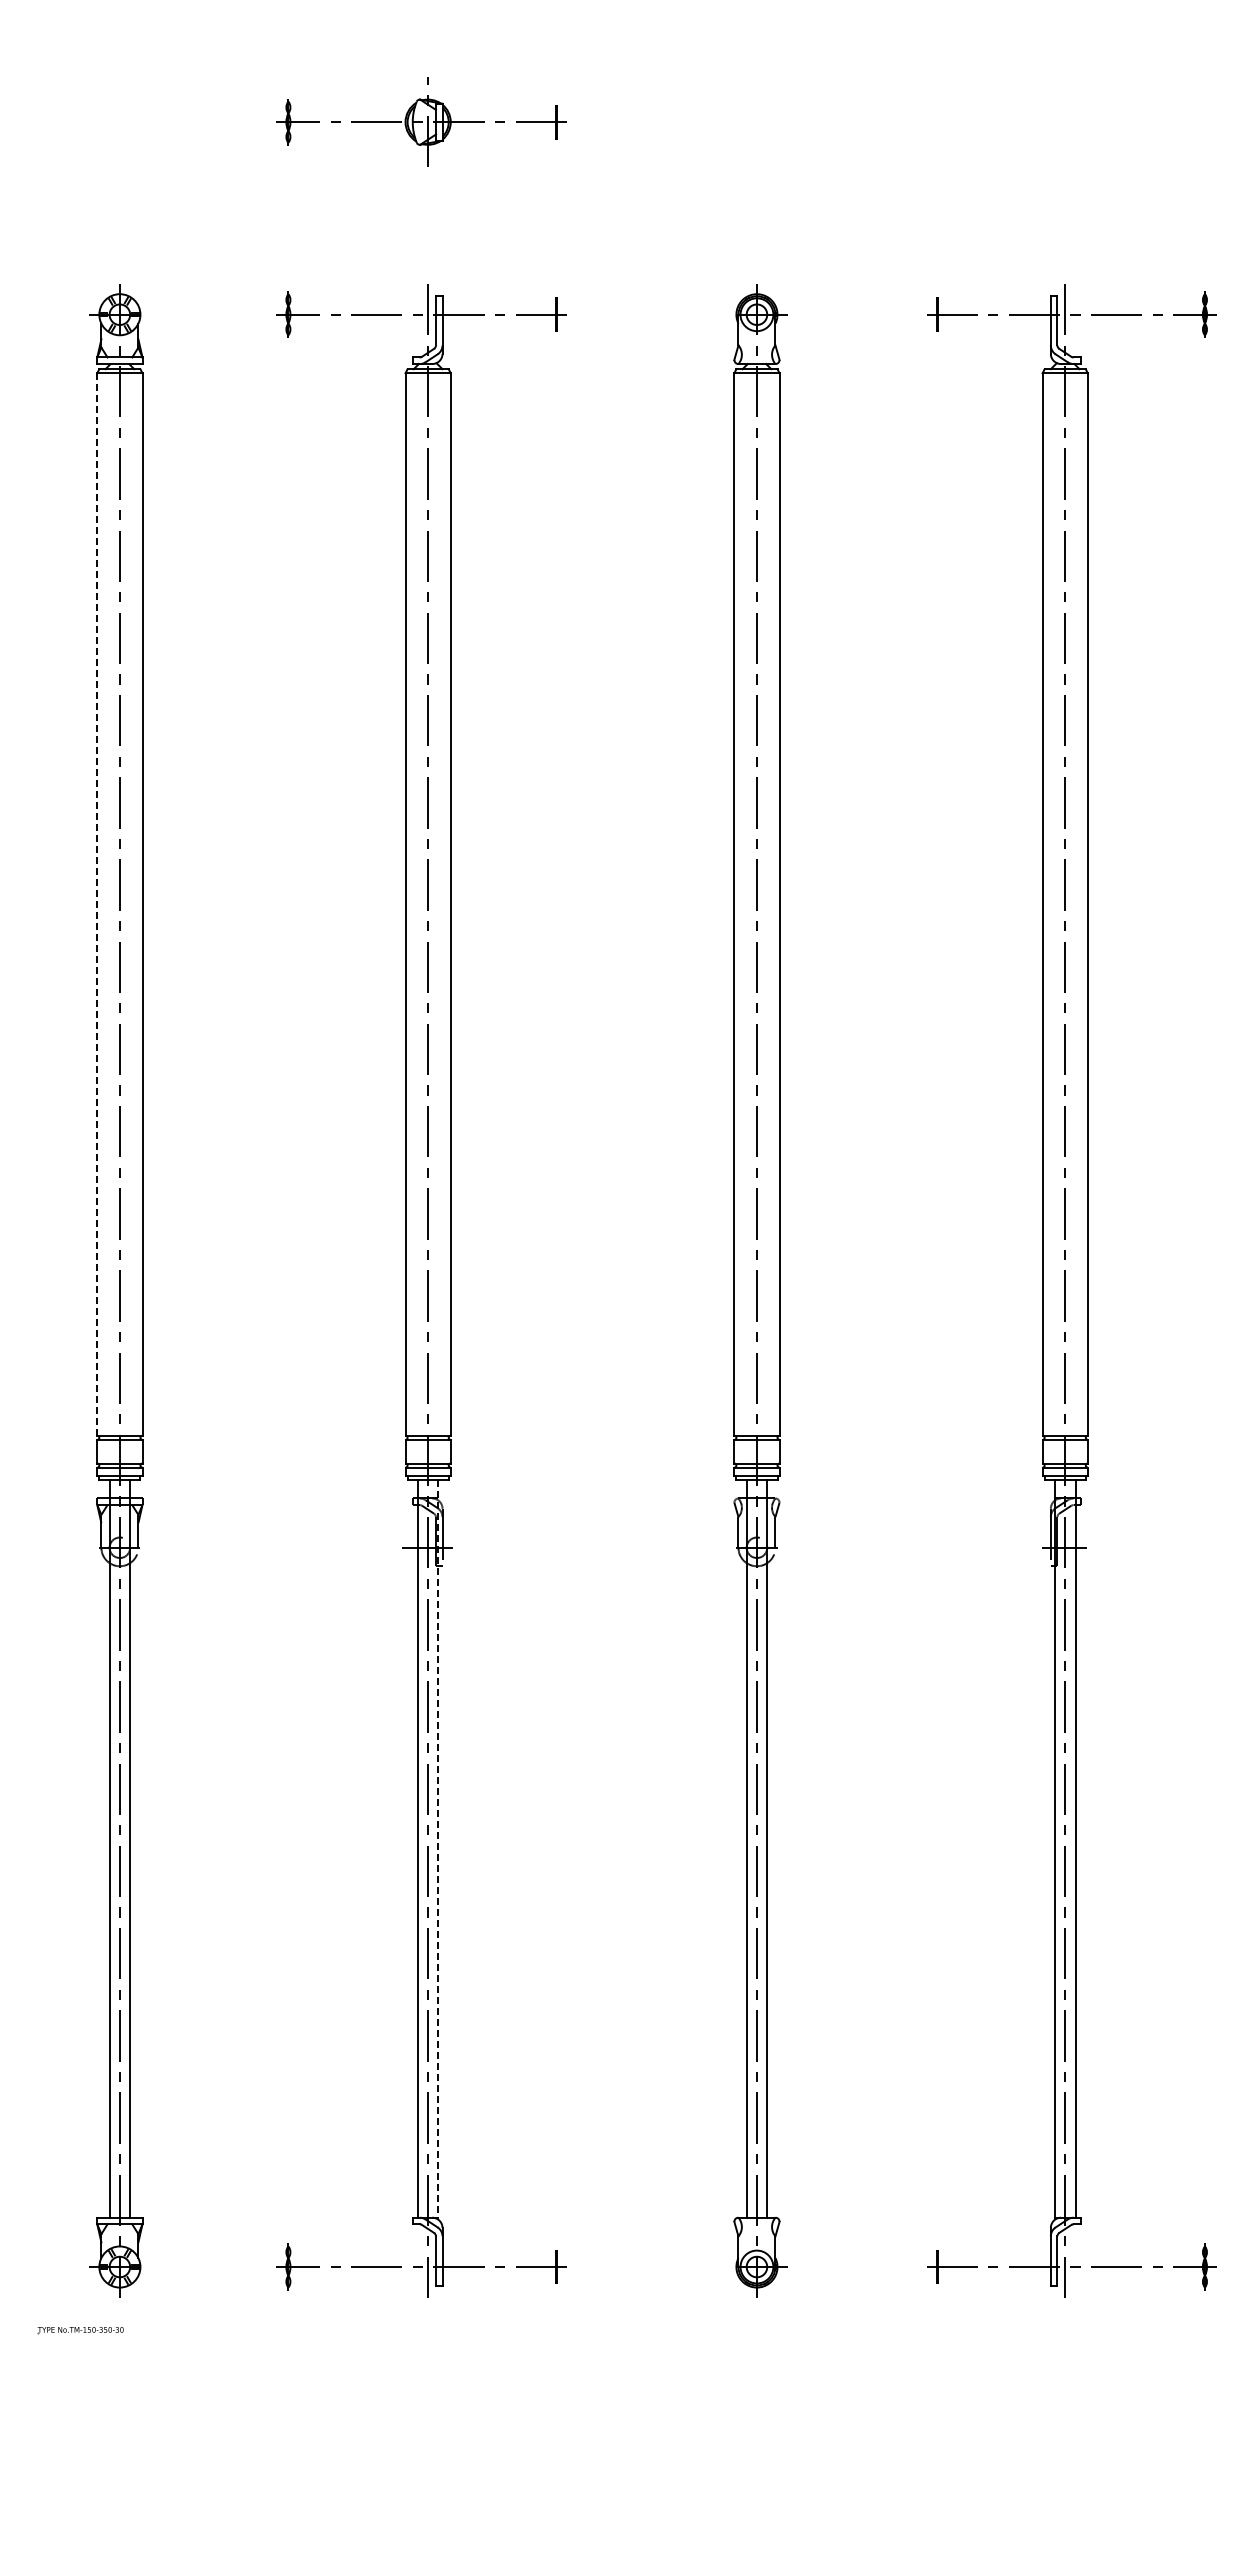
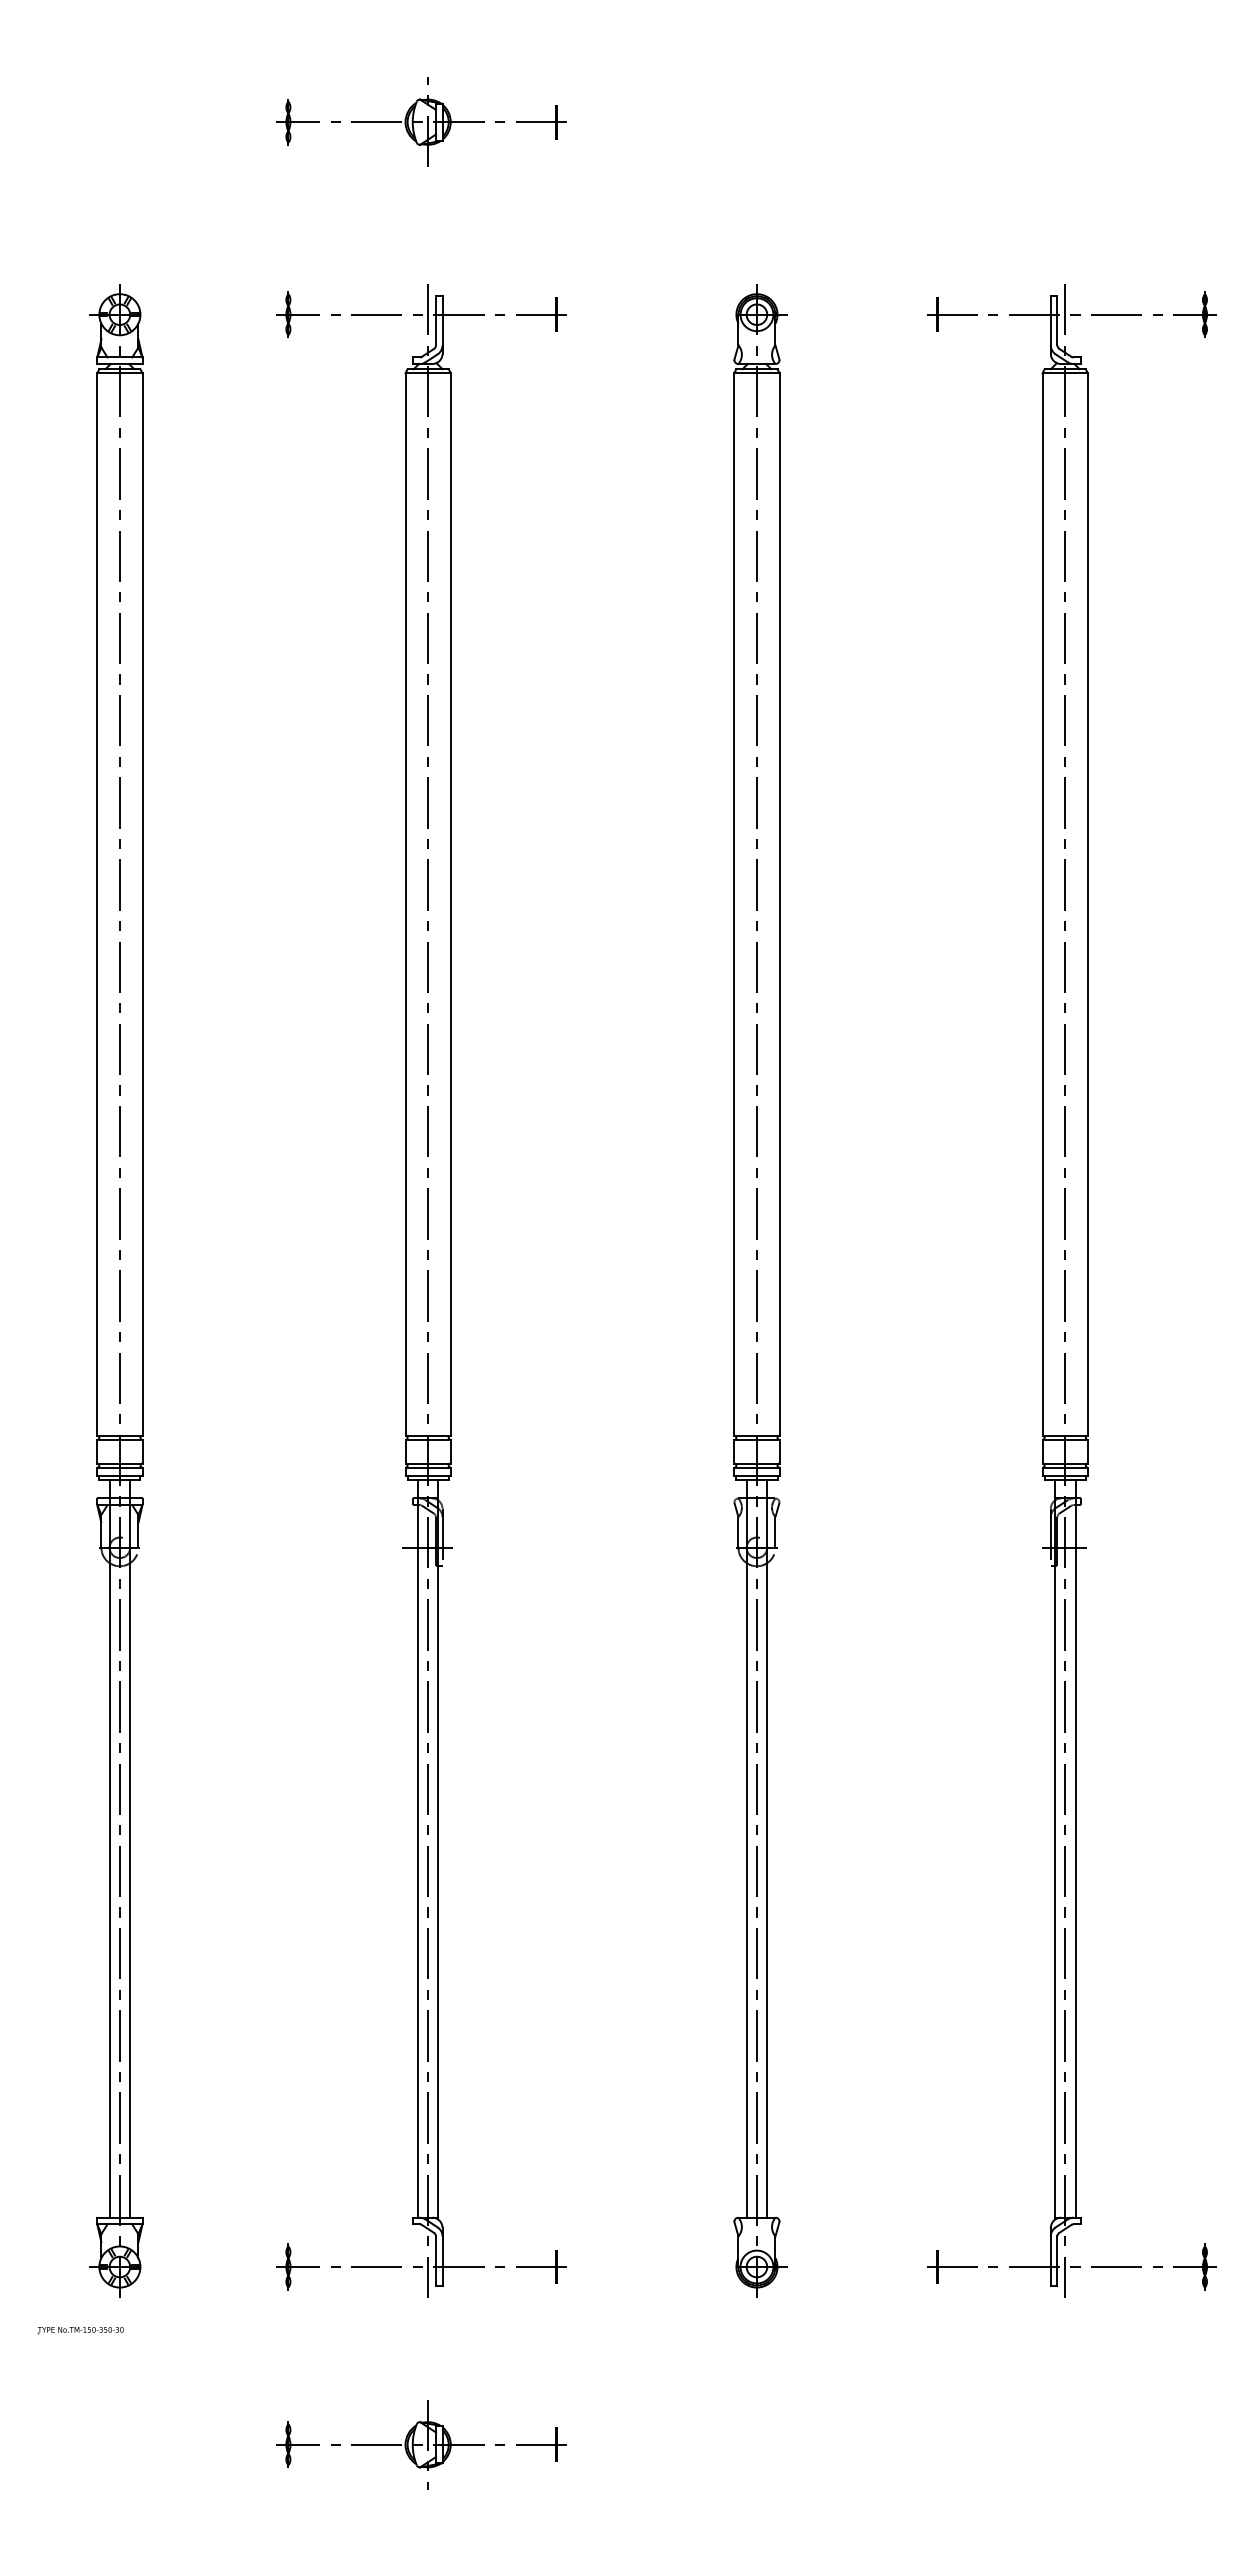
line: dashed -> solid (97, 904)
line: dashed -> solid (438, 1848)
part: none -> present (421, 2444)
